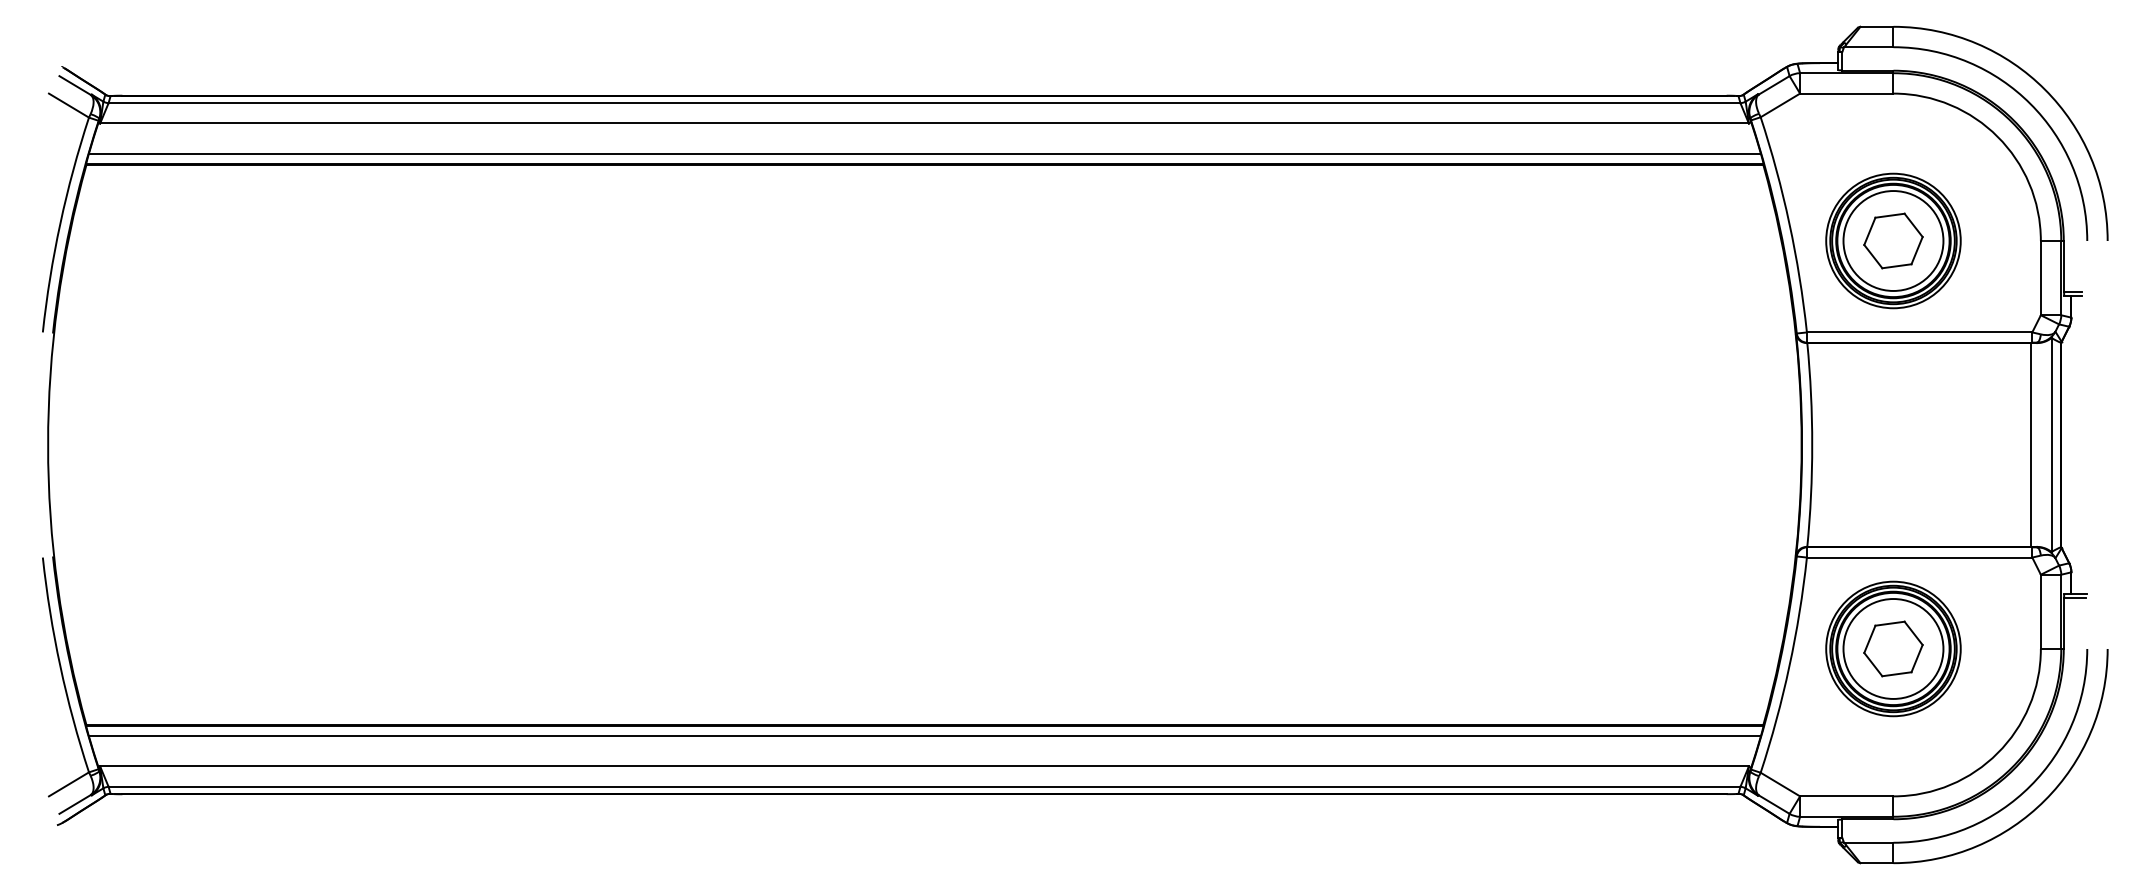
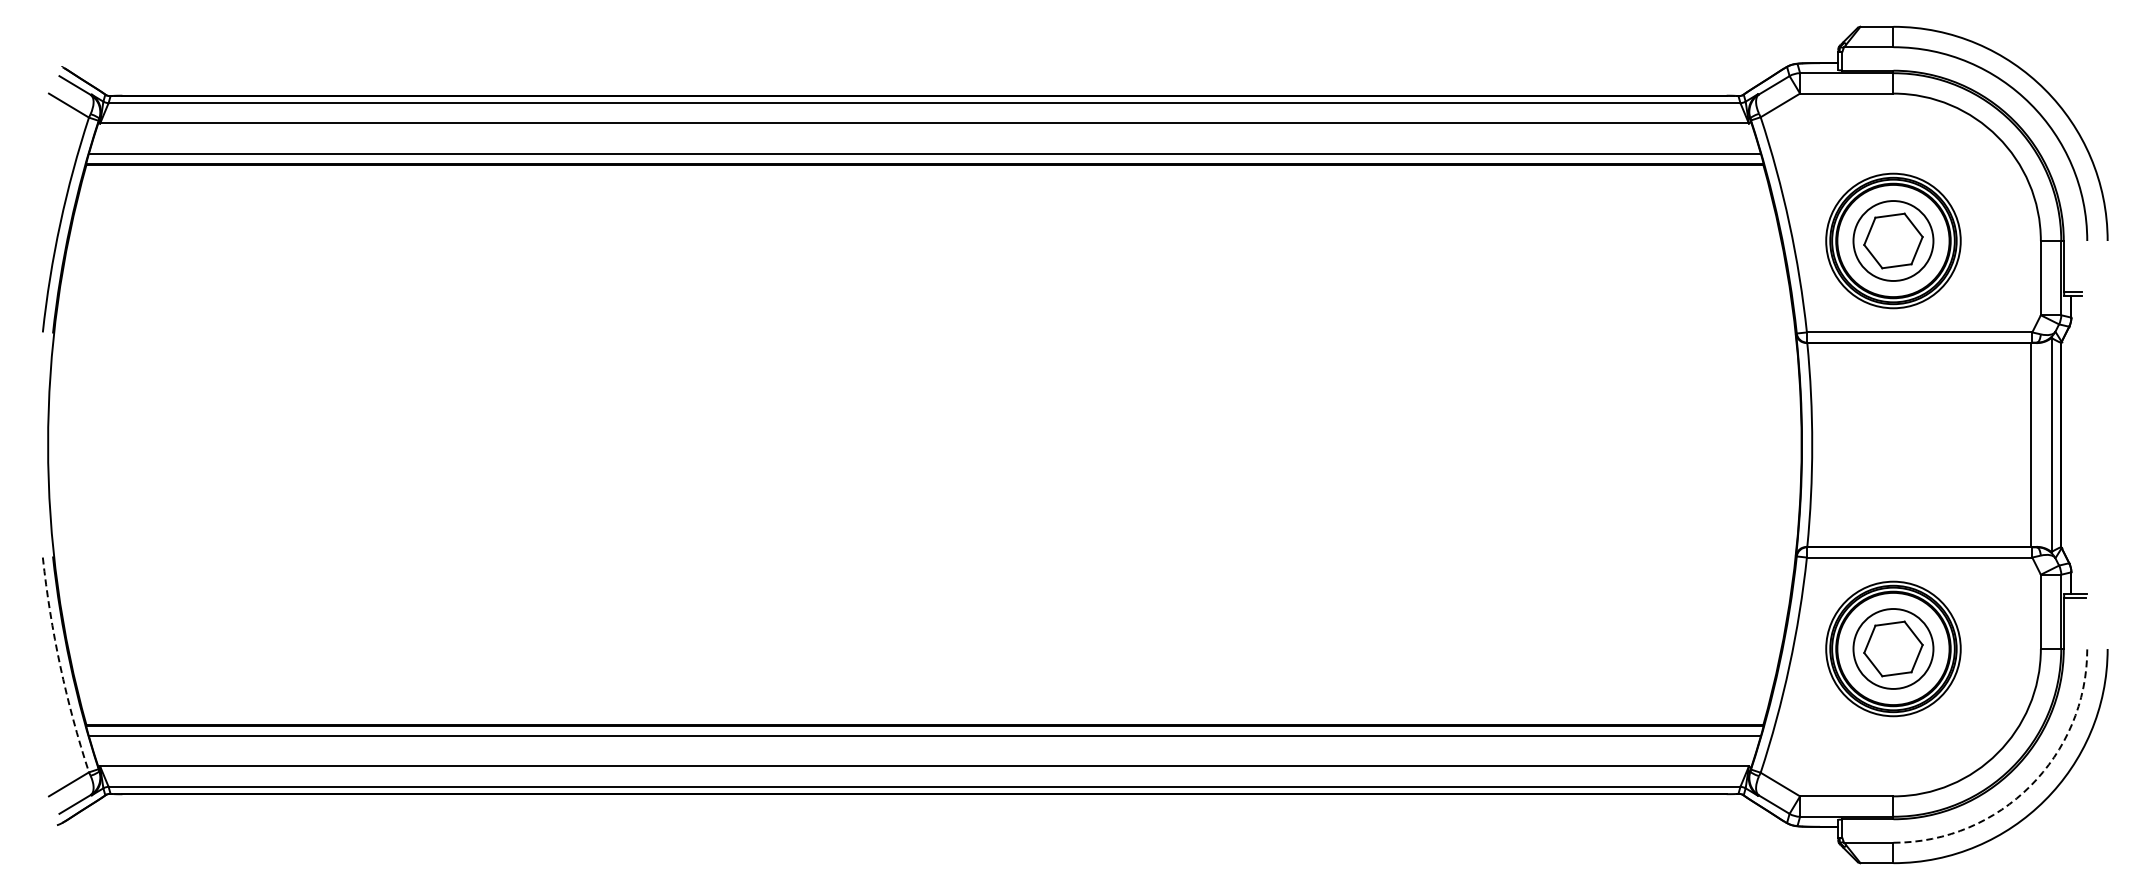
circle diameter: 100 px -> 80 px (1893, 240)
circle diameter: 100 px -> 80 px (1893, 648)
arc: solid -> dashed (60, 666)
arc: solid -> dashed (2030, 786)
